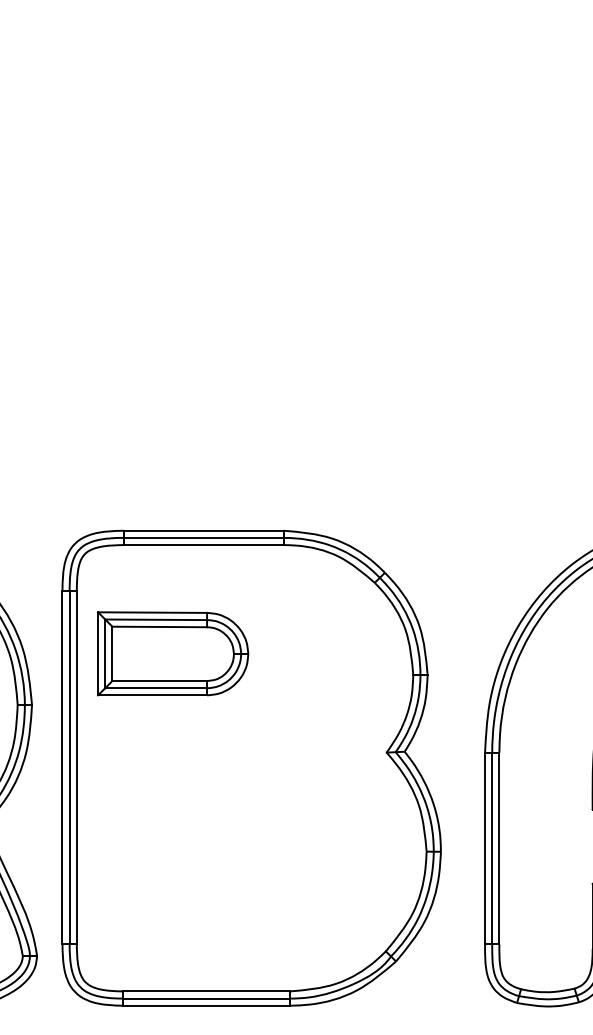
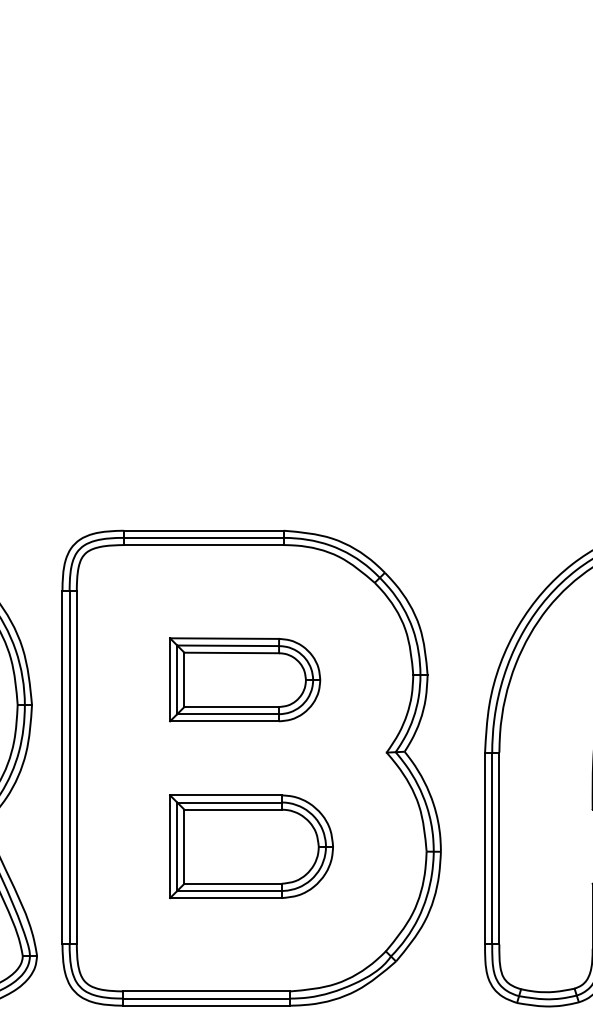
part position: (173, 653) -> (245, 679) (245, 679)
part: none -> present (251, 846)
